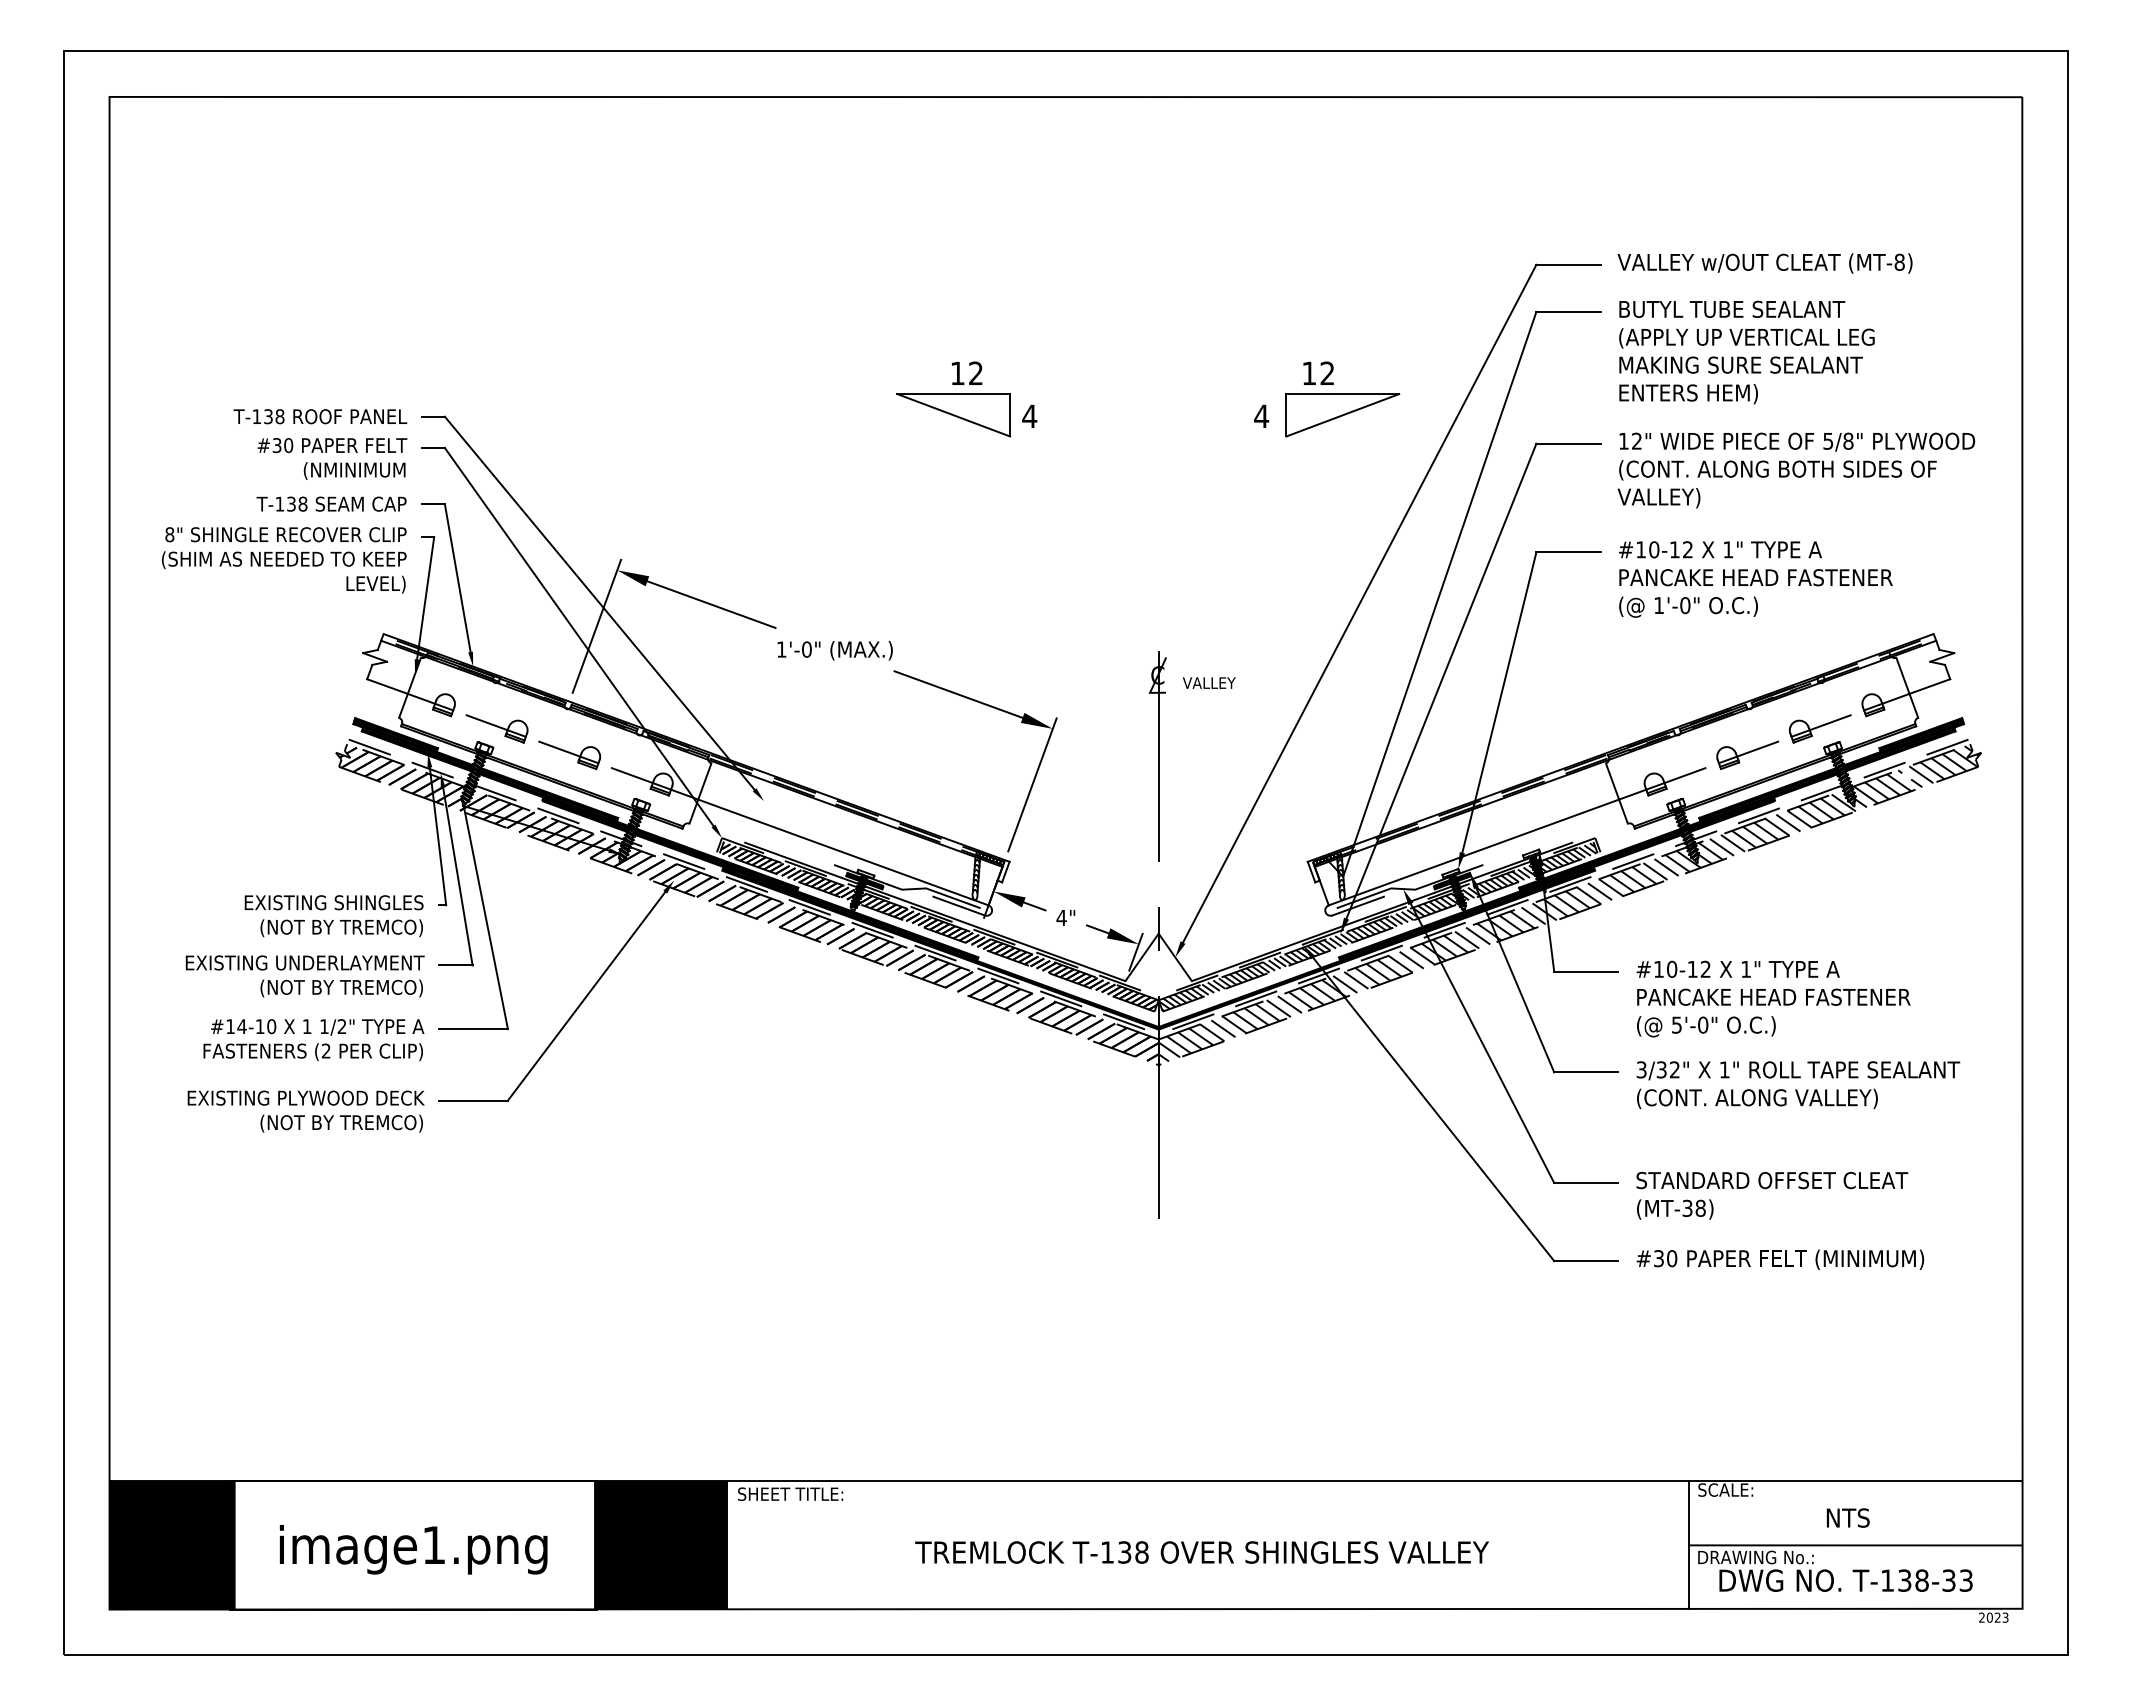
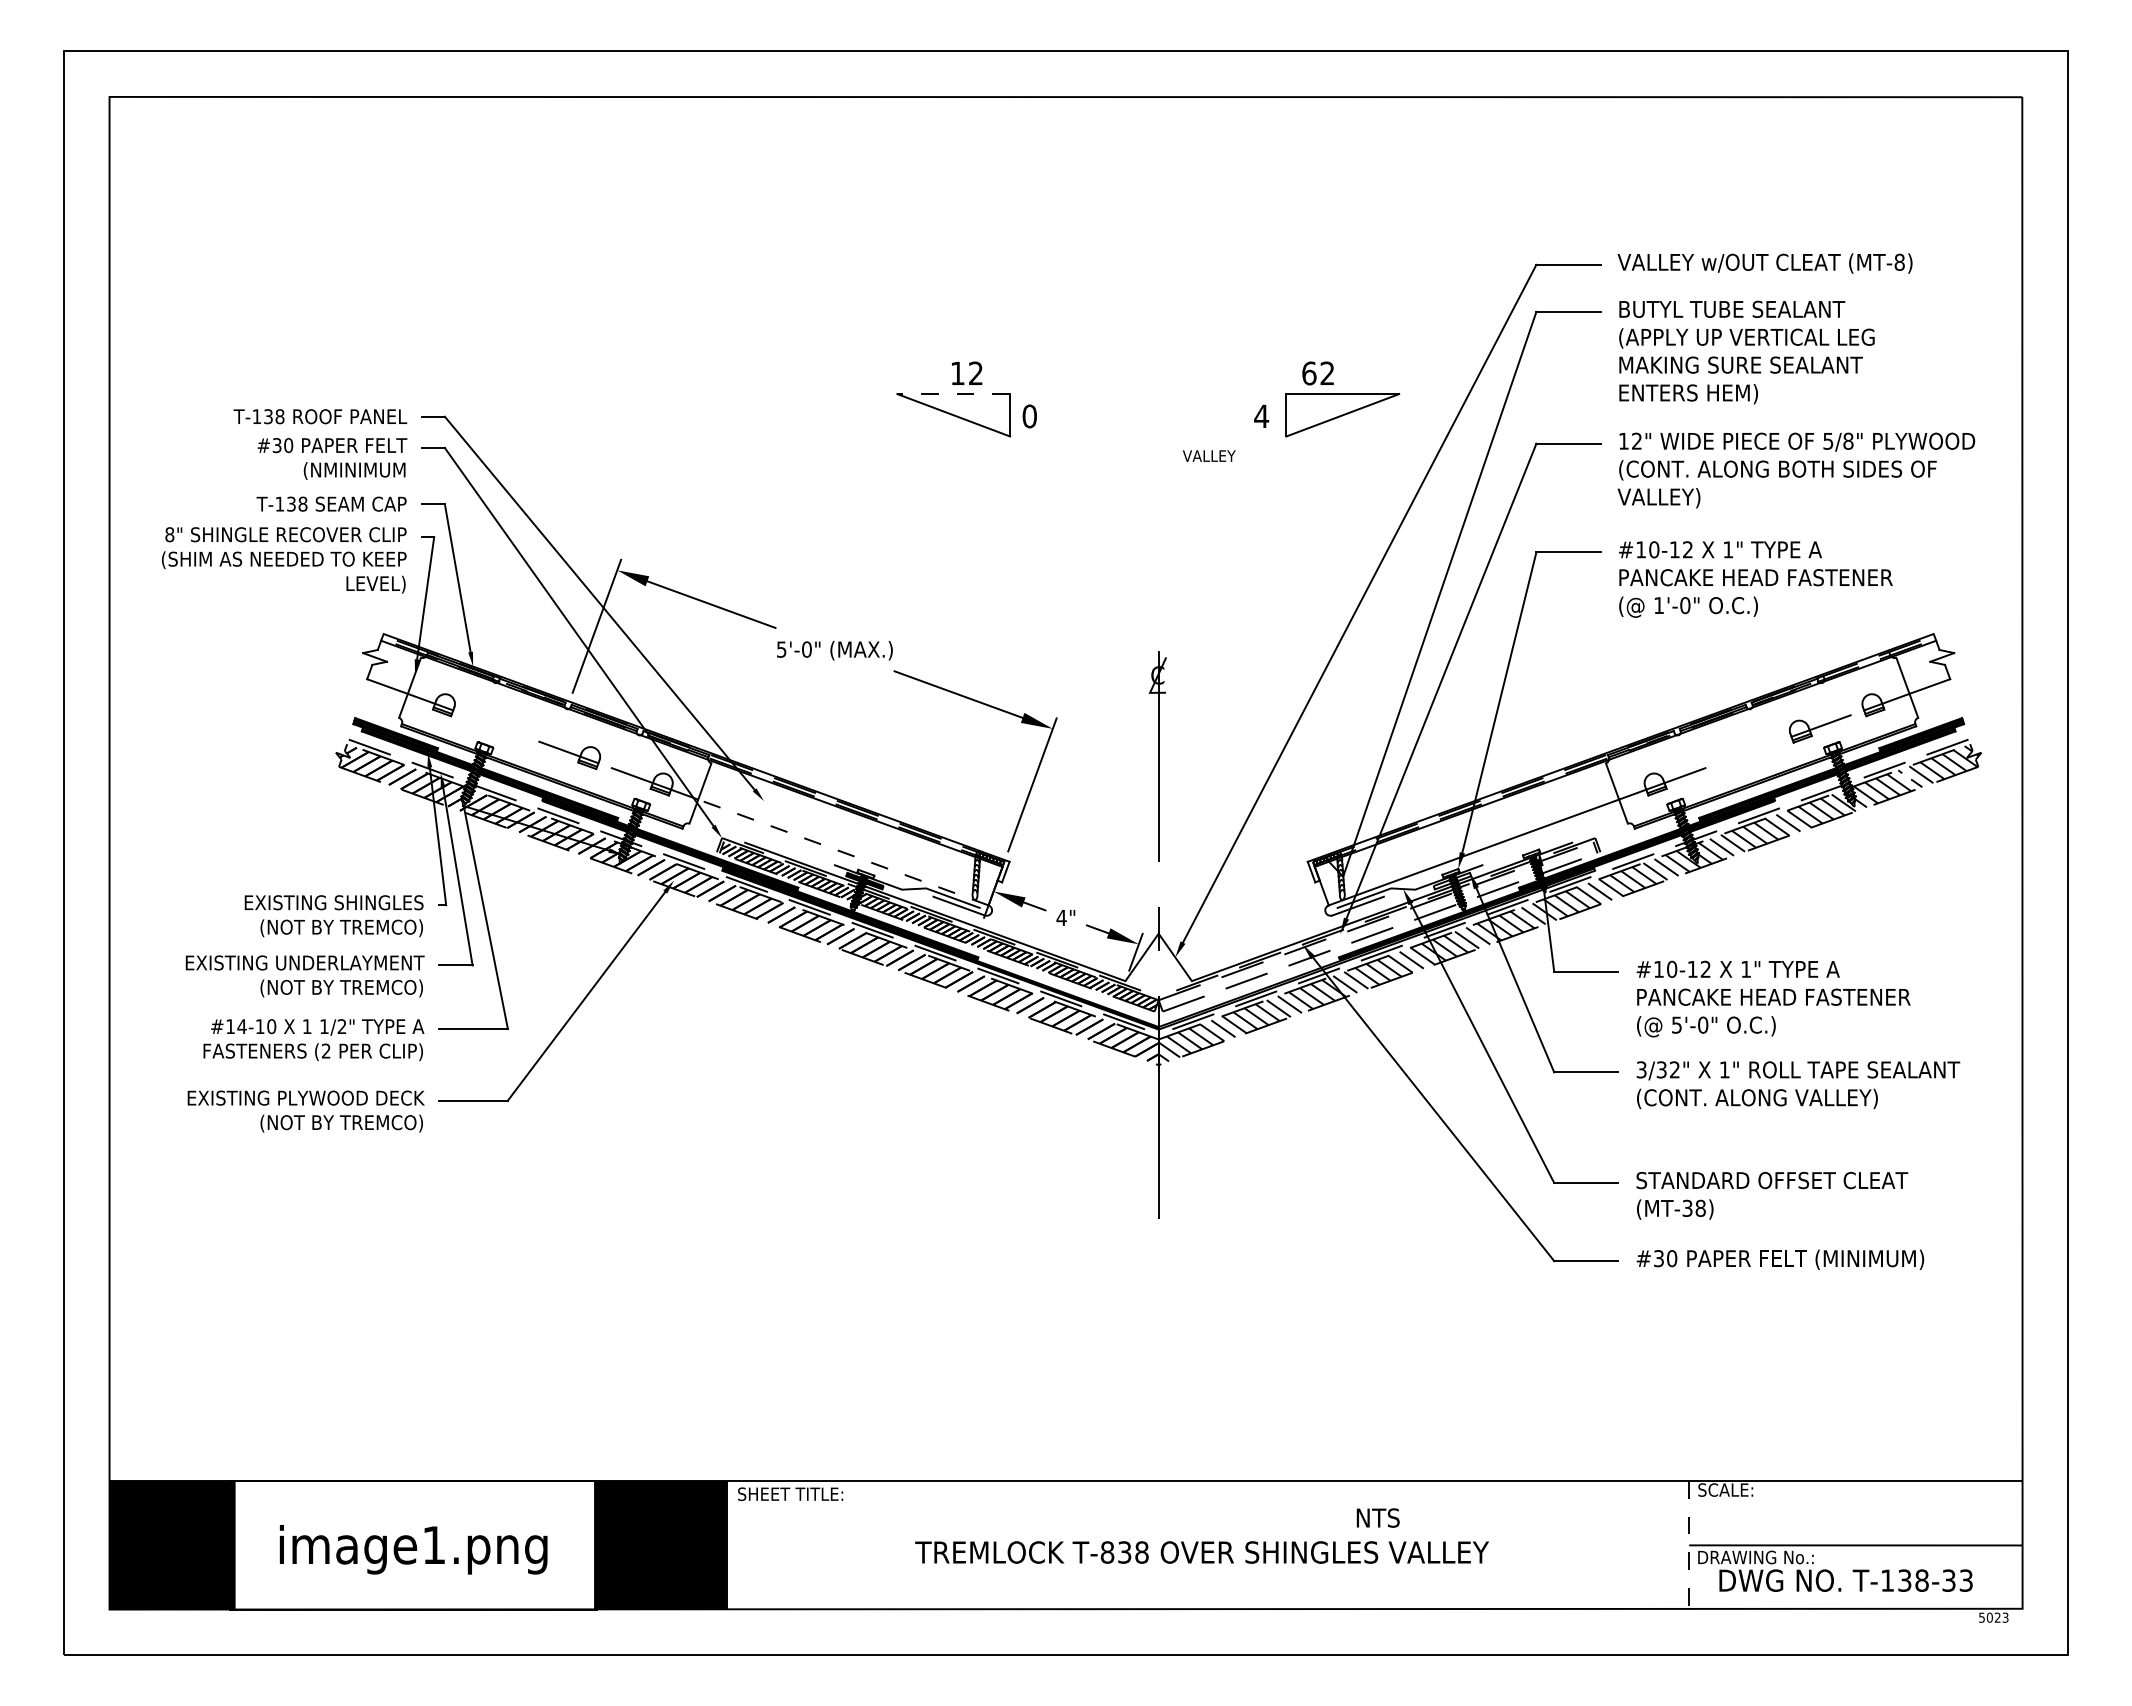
text: 12 -> 62 (1309, 373)
line: solid -> dashed (953, 394)
text: 4 -> 0 (1029, 416)
text: 1'-0" -> 5'-0" (781, 649)
text position: (1209, 682) -> (1209, 455) (1209, 455)
part: present -> none (496, 728)
part: present -> none (1747, 755)
line: solid -> dashed (843, 852)
fill: present -> none (1452, 880)
hatch: present -> none (1377, 927)
fill: present -> none (1376, 948)
text position: (1847, 1517) -> (1377, 1517) (1377, 1517)
line: solid -> dashed (1689, 1545)
text: T-138 -> T-838 (1107, 1552)
text: 2023 -> 5023 (1981, 1617)
